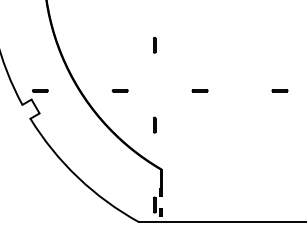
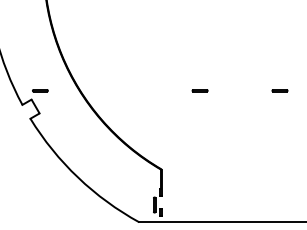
line: present -> none (154, 44)
line: present -> none (119, 90)
line: present -> none (154, 124)
